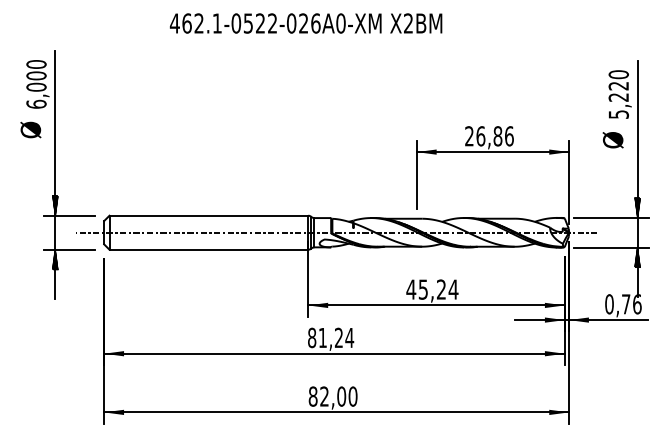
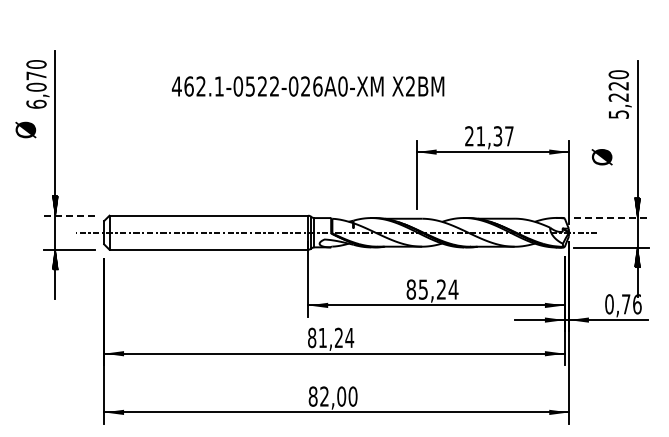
text position: (305, 23) -> (307, 86) (307, 86)
text: 6,000 -> 6,070 (36, 75)
text position: (30, 129) -> (25, 129) (25, 129)
text: 26,86 -> 21,37 (494, 136)
text position: (612, 140) -> (601, 157) (601, 157)
line: solid -> dashed (69, 215)
line: solid -> dashed (611, 217)
text: 45,24 -> 85,24 (411, 289)
